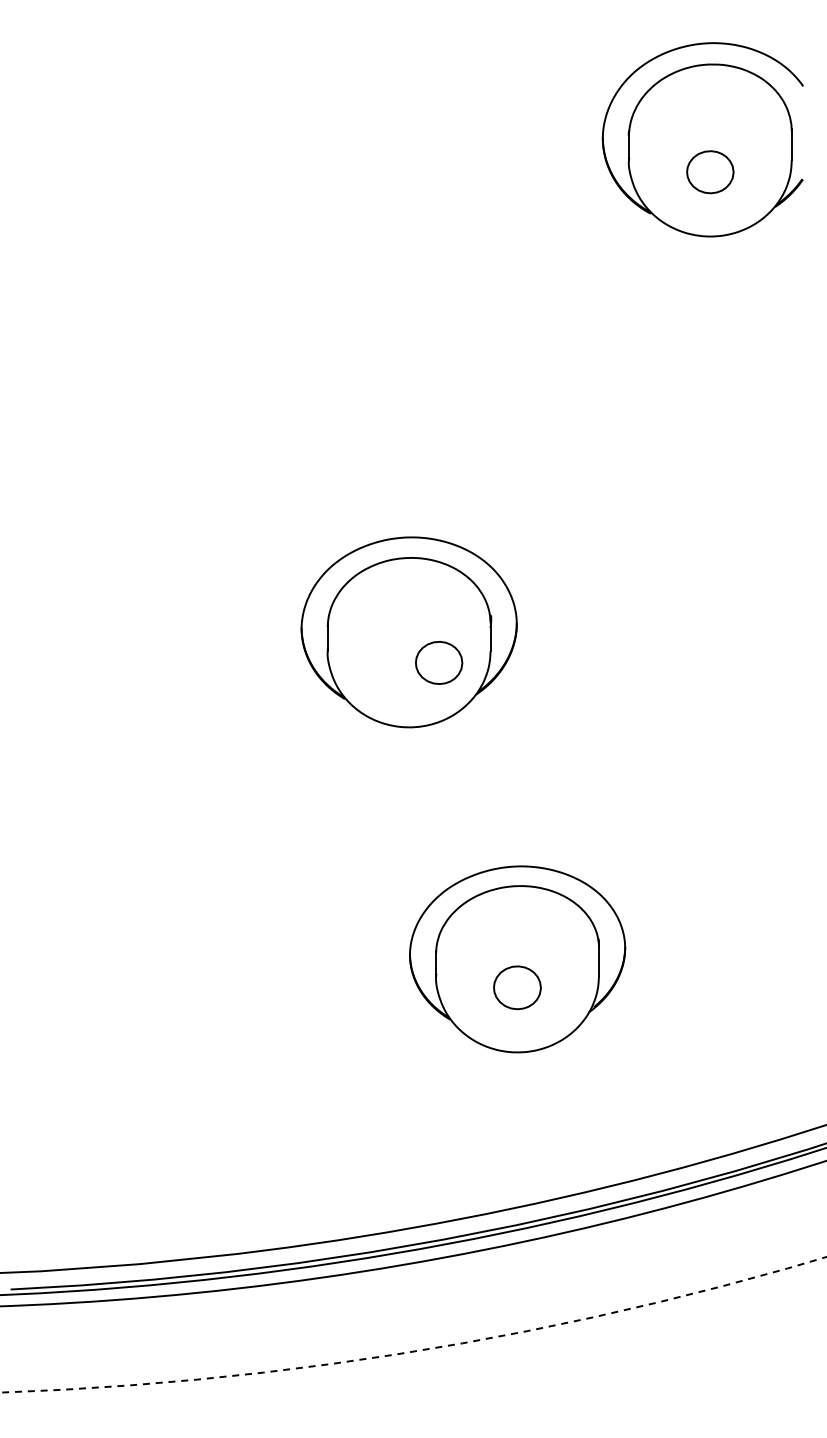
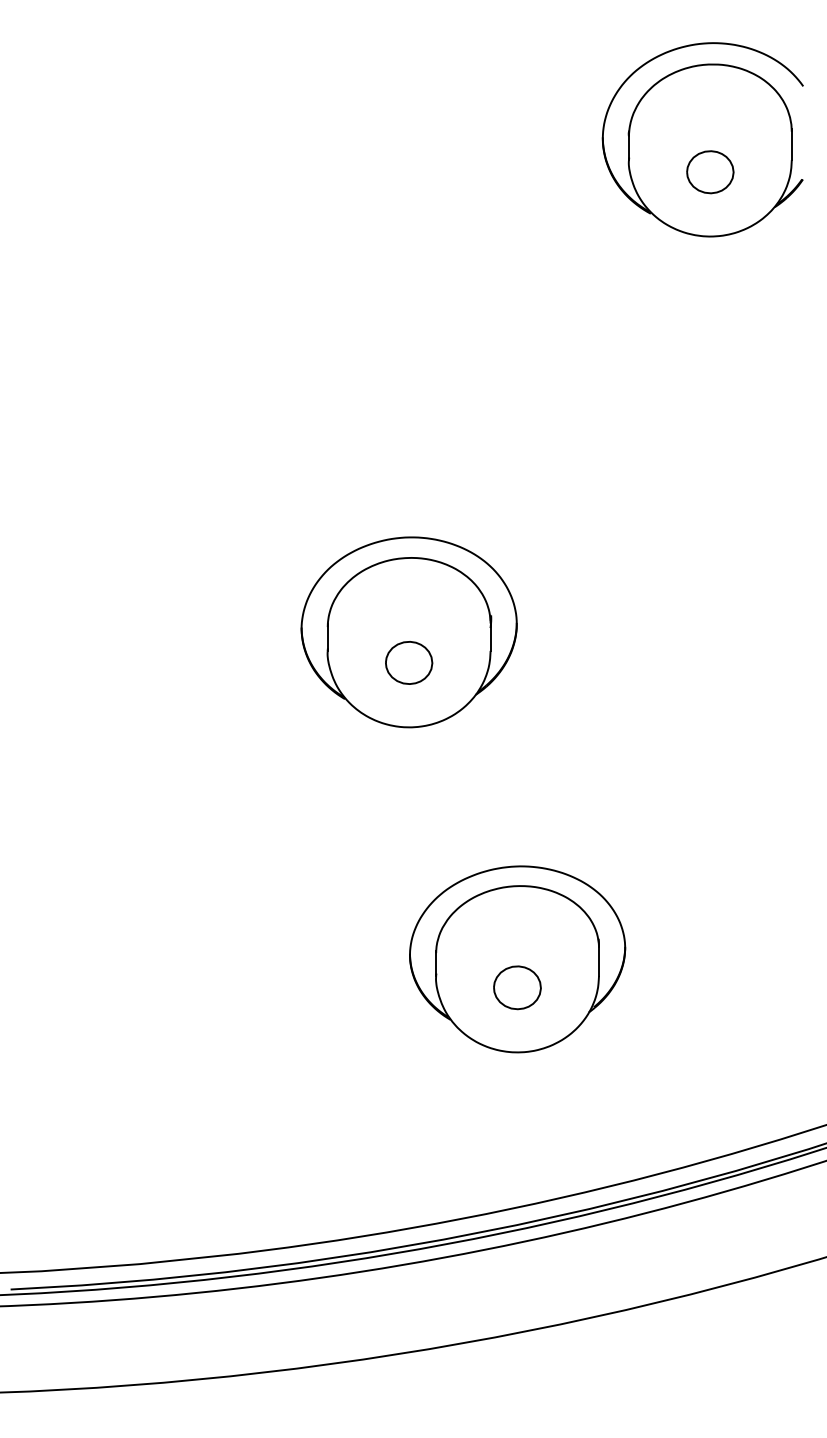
part position: (439, 662) -> (409, 662) (409, 662)
arc: dashed -> solid (419, 1350)
